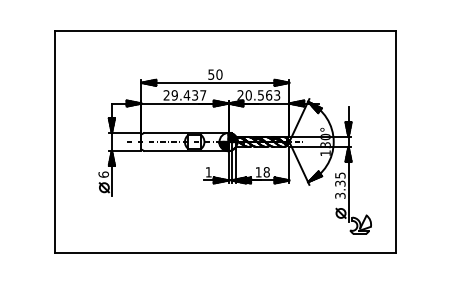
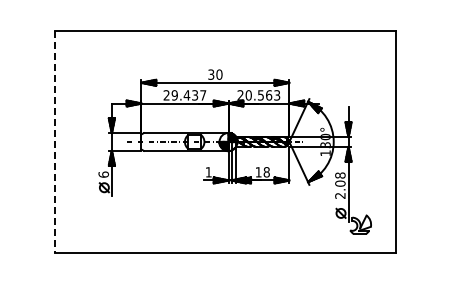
text: 50 -> 30 (211, 73)
line: solid -> dashed (54, 142)
text: 3.35 -> 2.08 (340, 185)
